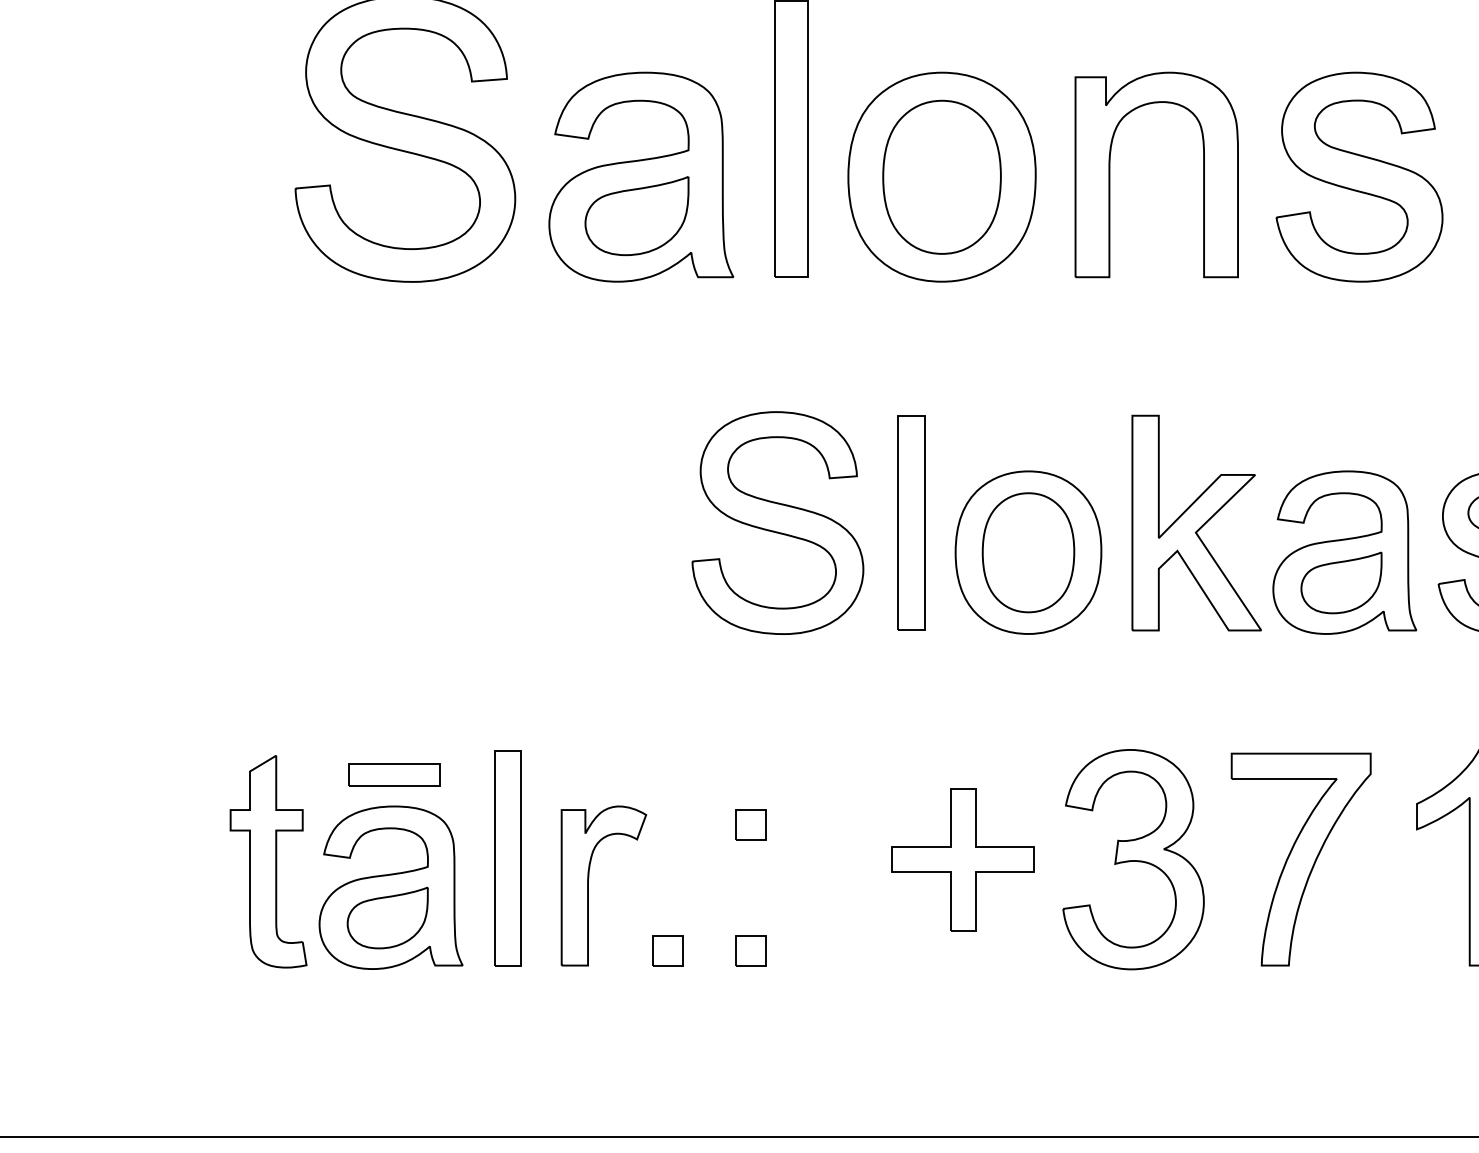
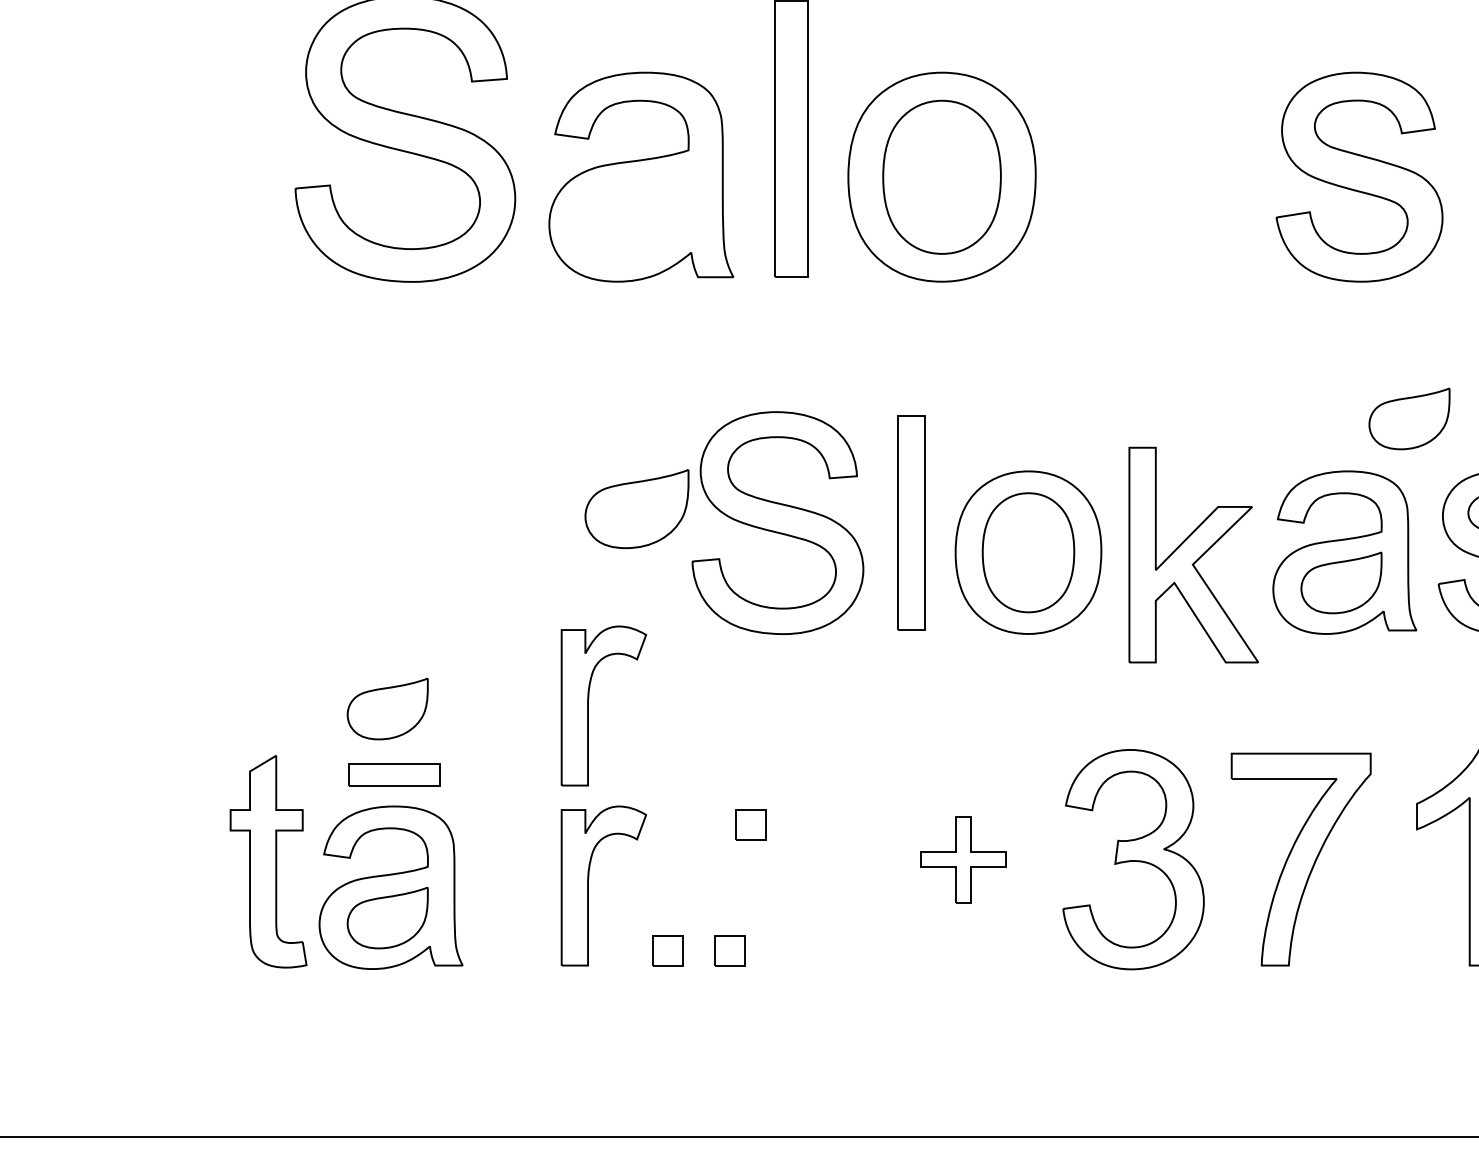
part: present -> none (1110, 174)
part position: (636, 216) -> (636, 509) (636, 509)
part: none -> present (1409, 418)
part position: (1196, 522) -> (1193, 554) (1193, 554)
part: none -> present (588, 705)
part: none -> present (387, 708)
part: present -> none (507, 858)
part size: 144x144 px -> 87x88 px (963, 859)
part position: (750, 950) -> (729, 950) (729, 950)
